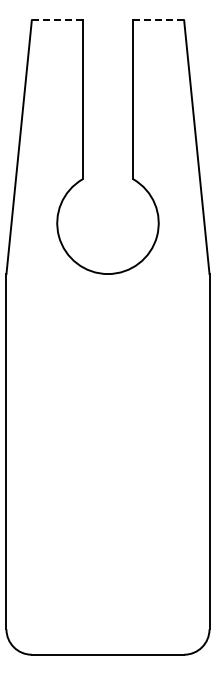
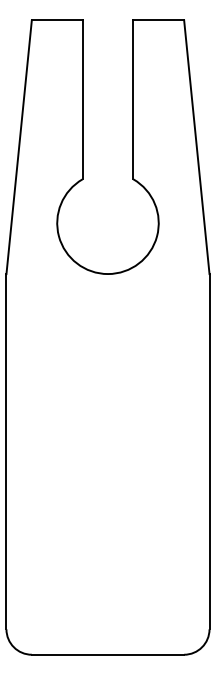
line: dashed -> solid (56, 20)
line: dashed -> solid (158, 20)
